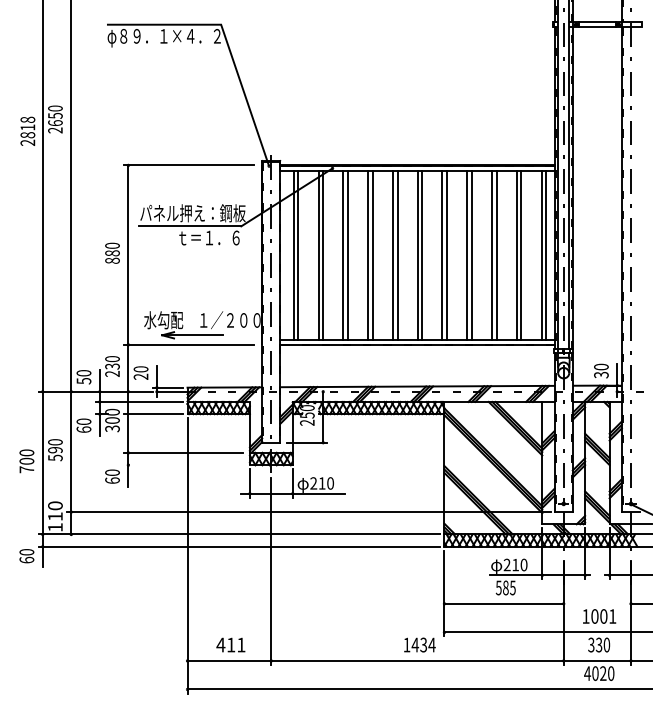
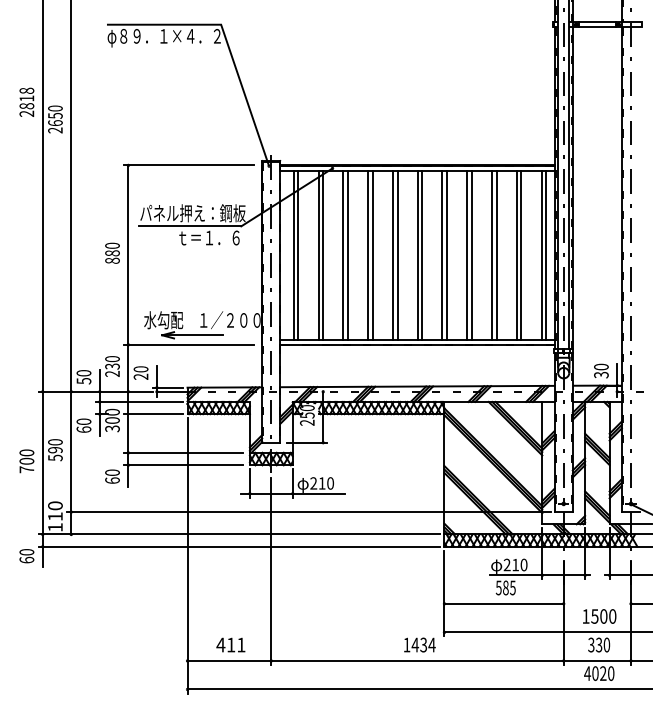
text position: (27, 130) -> (26, 101) (26, 101)
line: none -> present (183, 465)
text: 1001 -> 1500 (603, 616)
